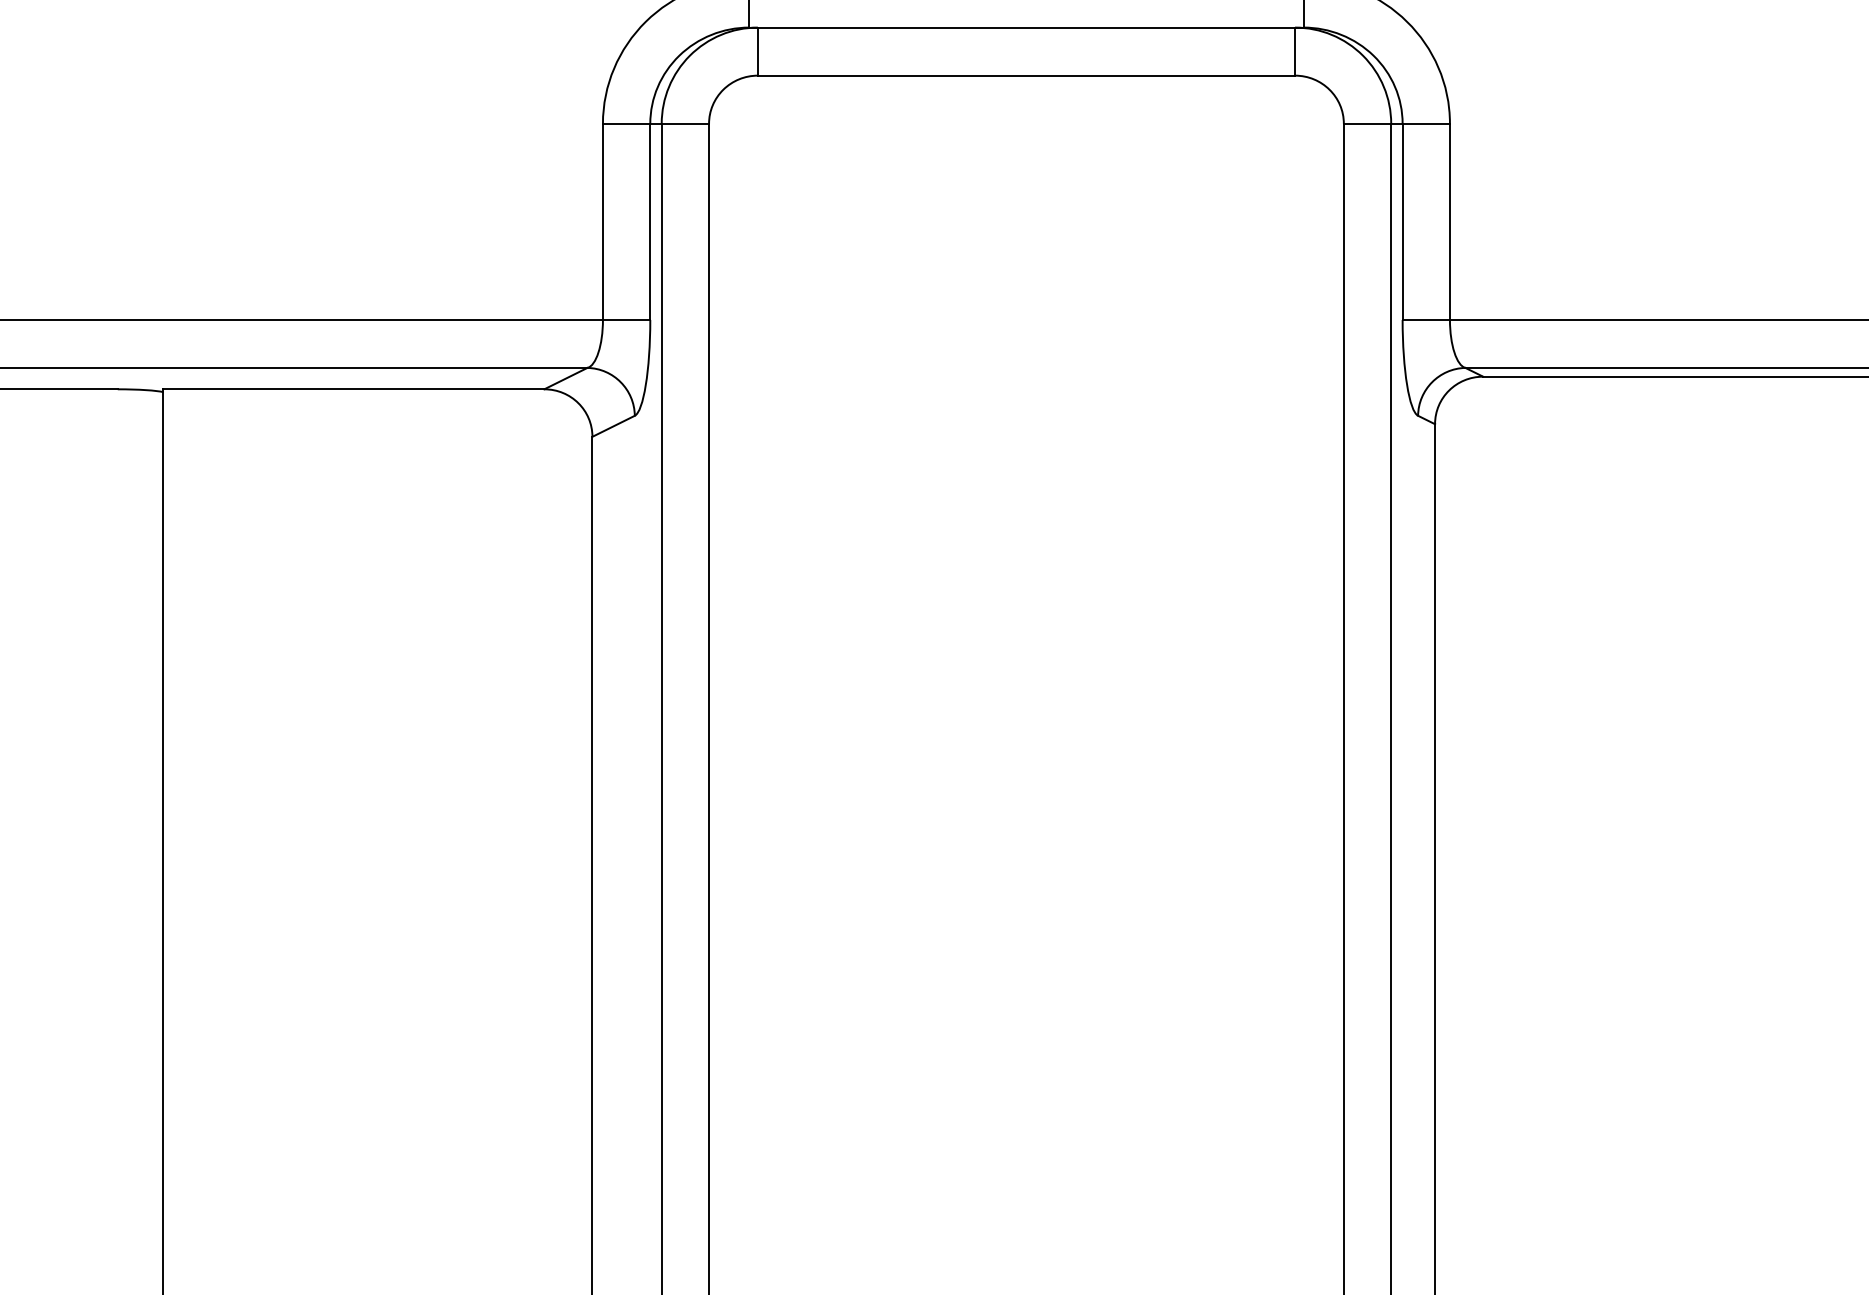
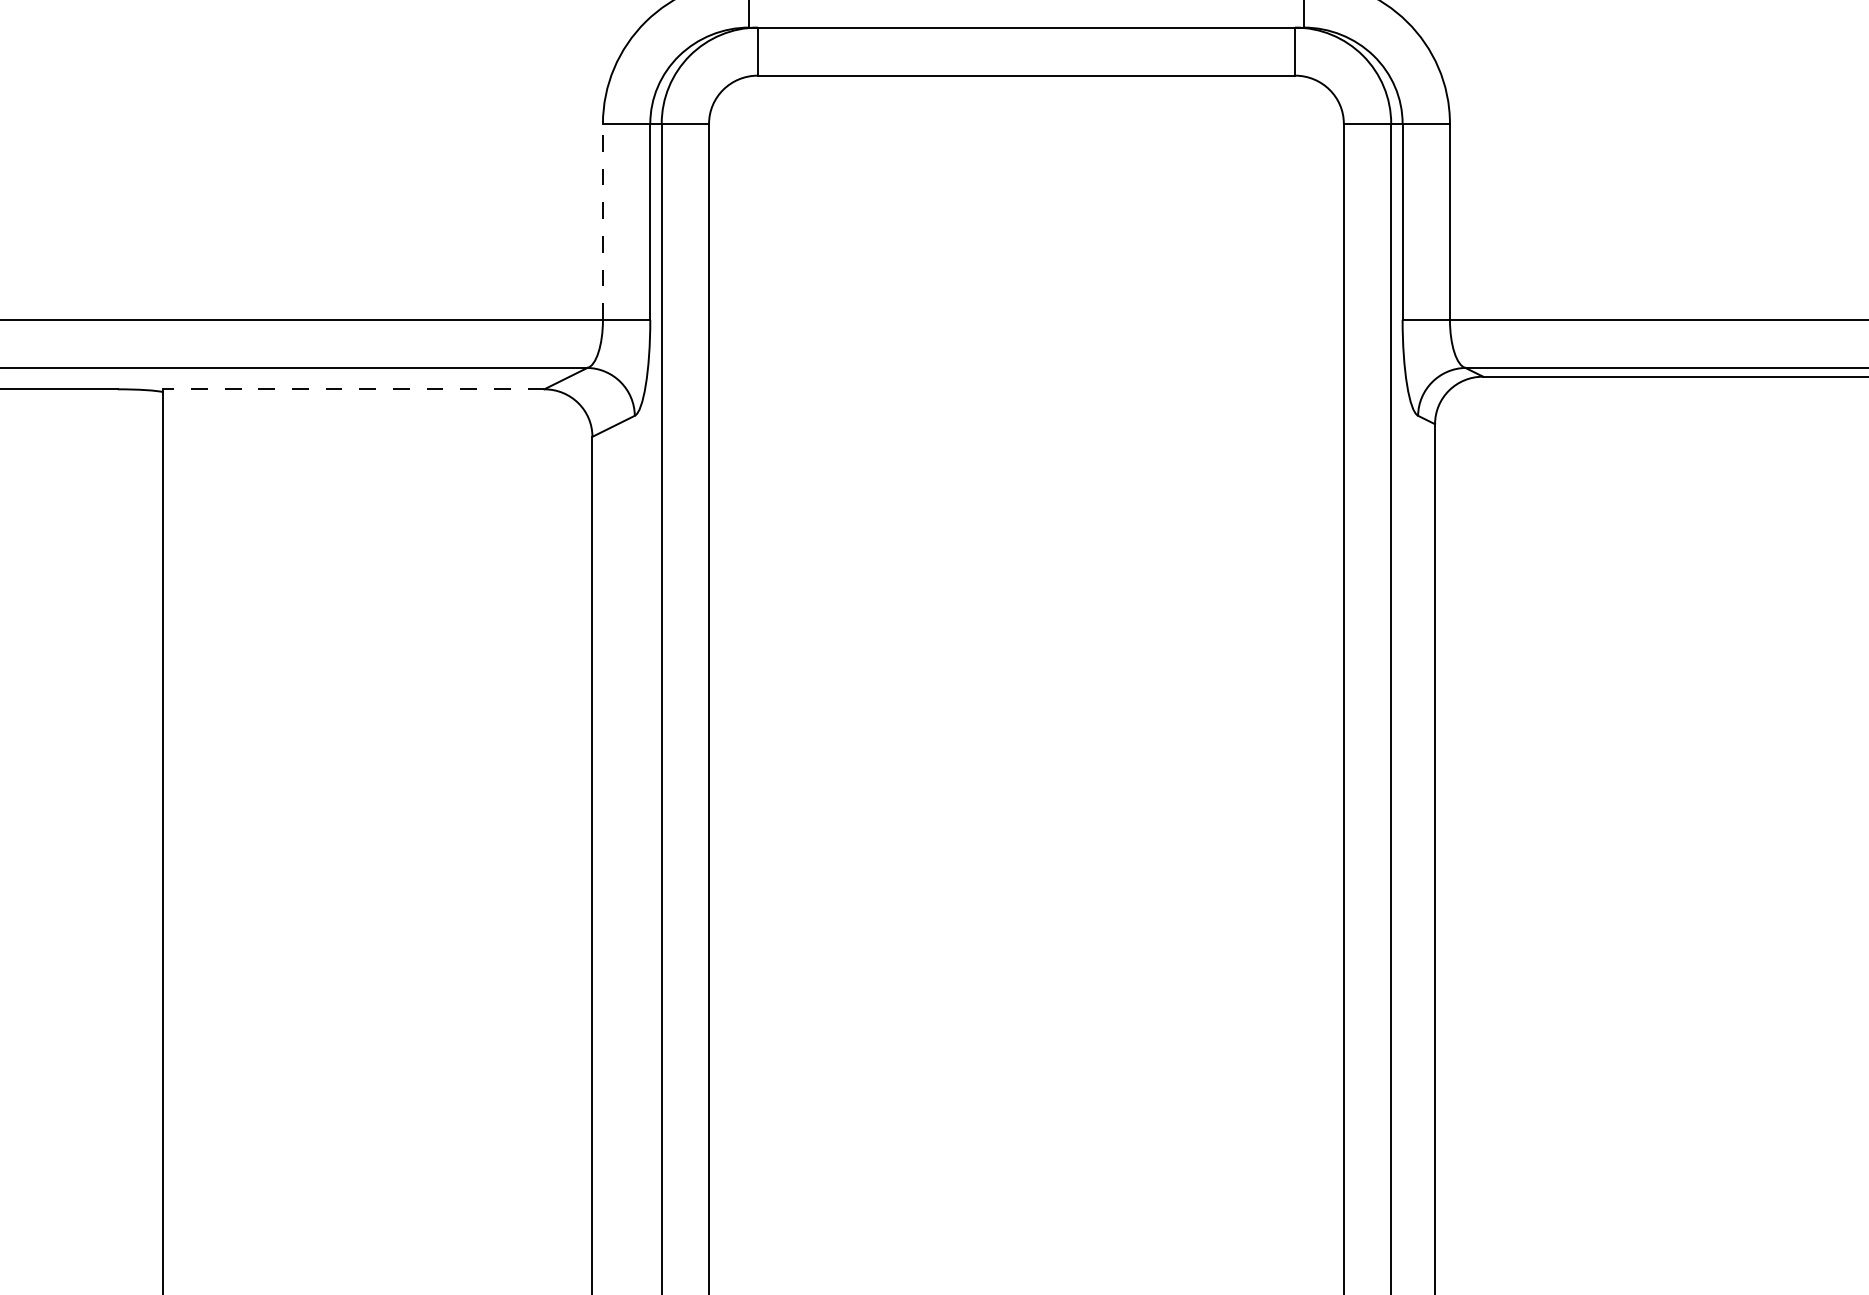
line: solid -> dashed (602, 221)
line: solid -> dashed (353, 389)
